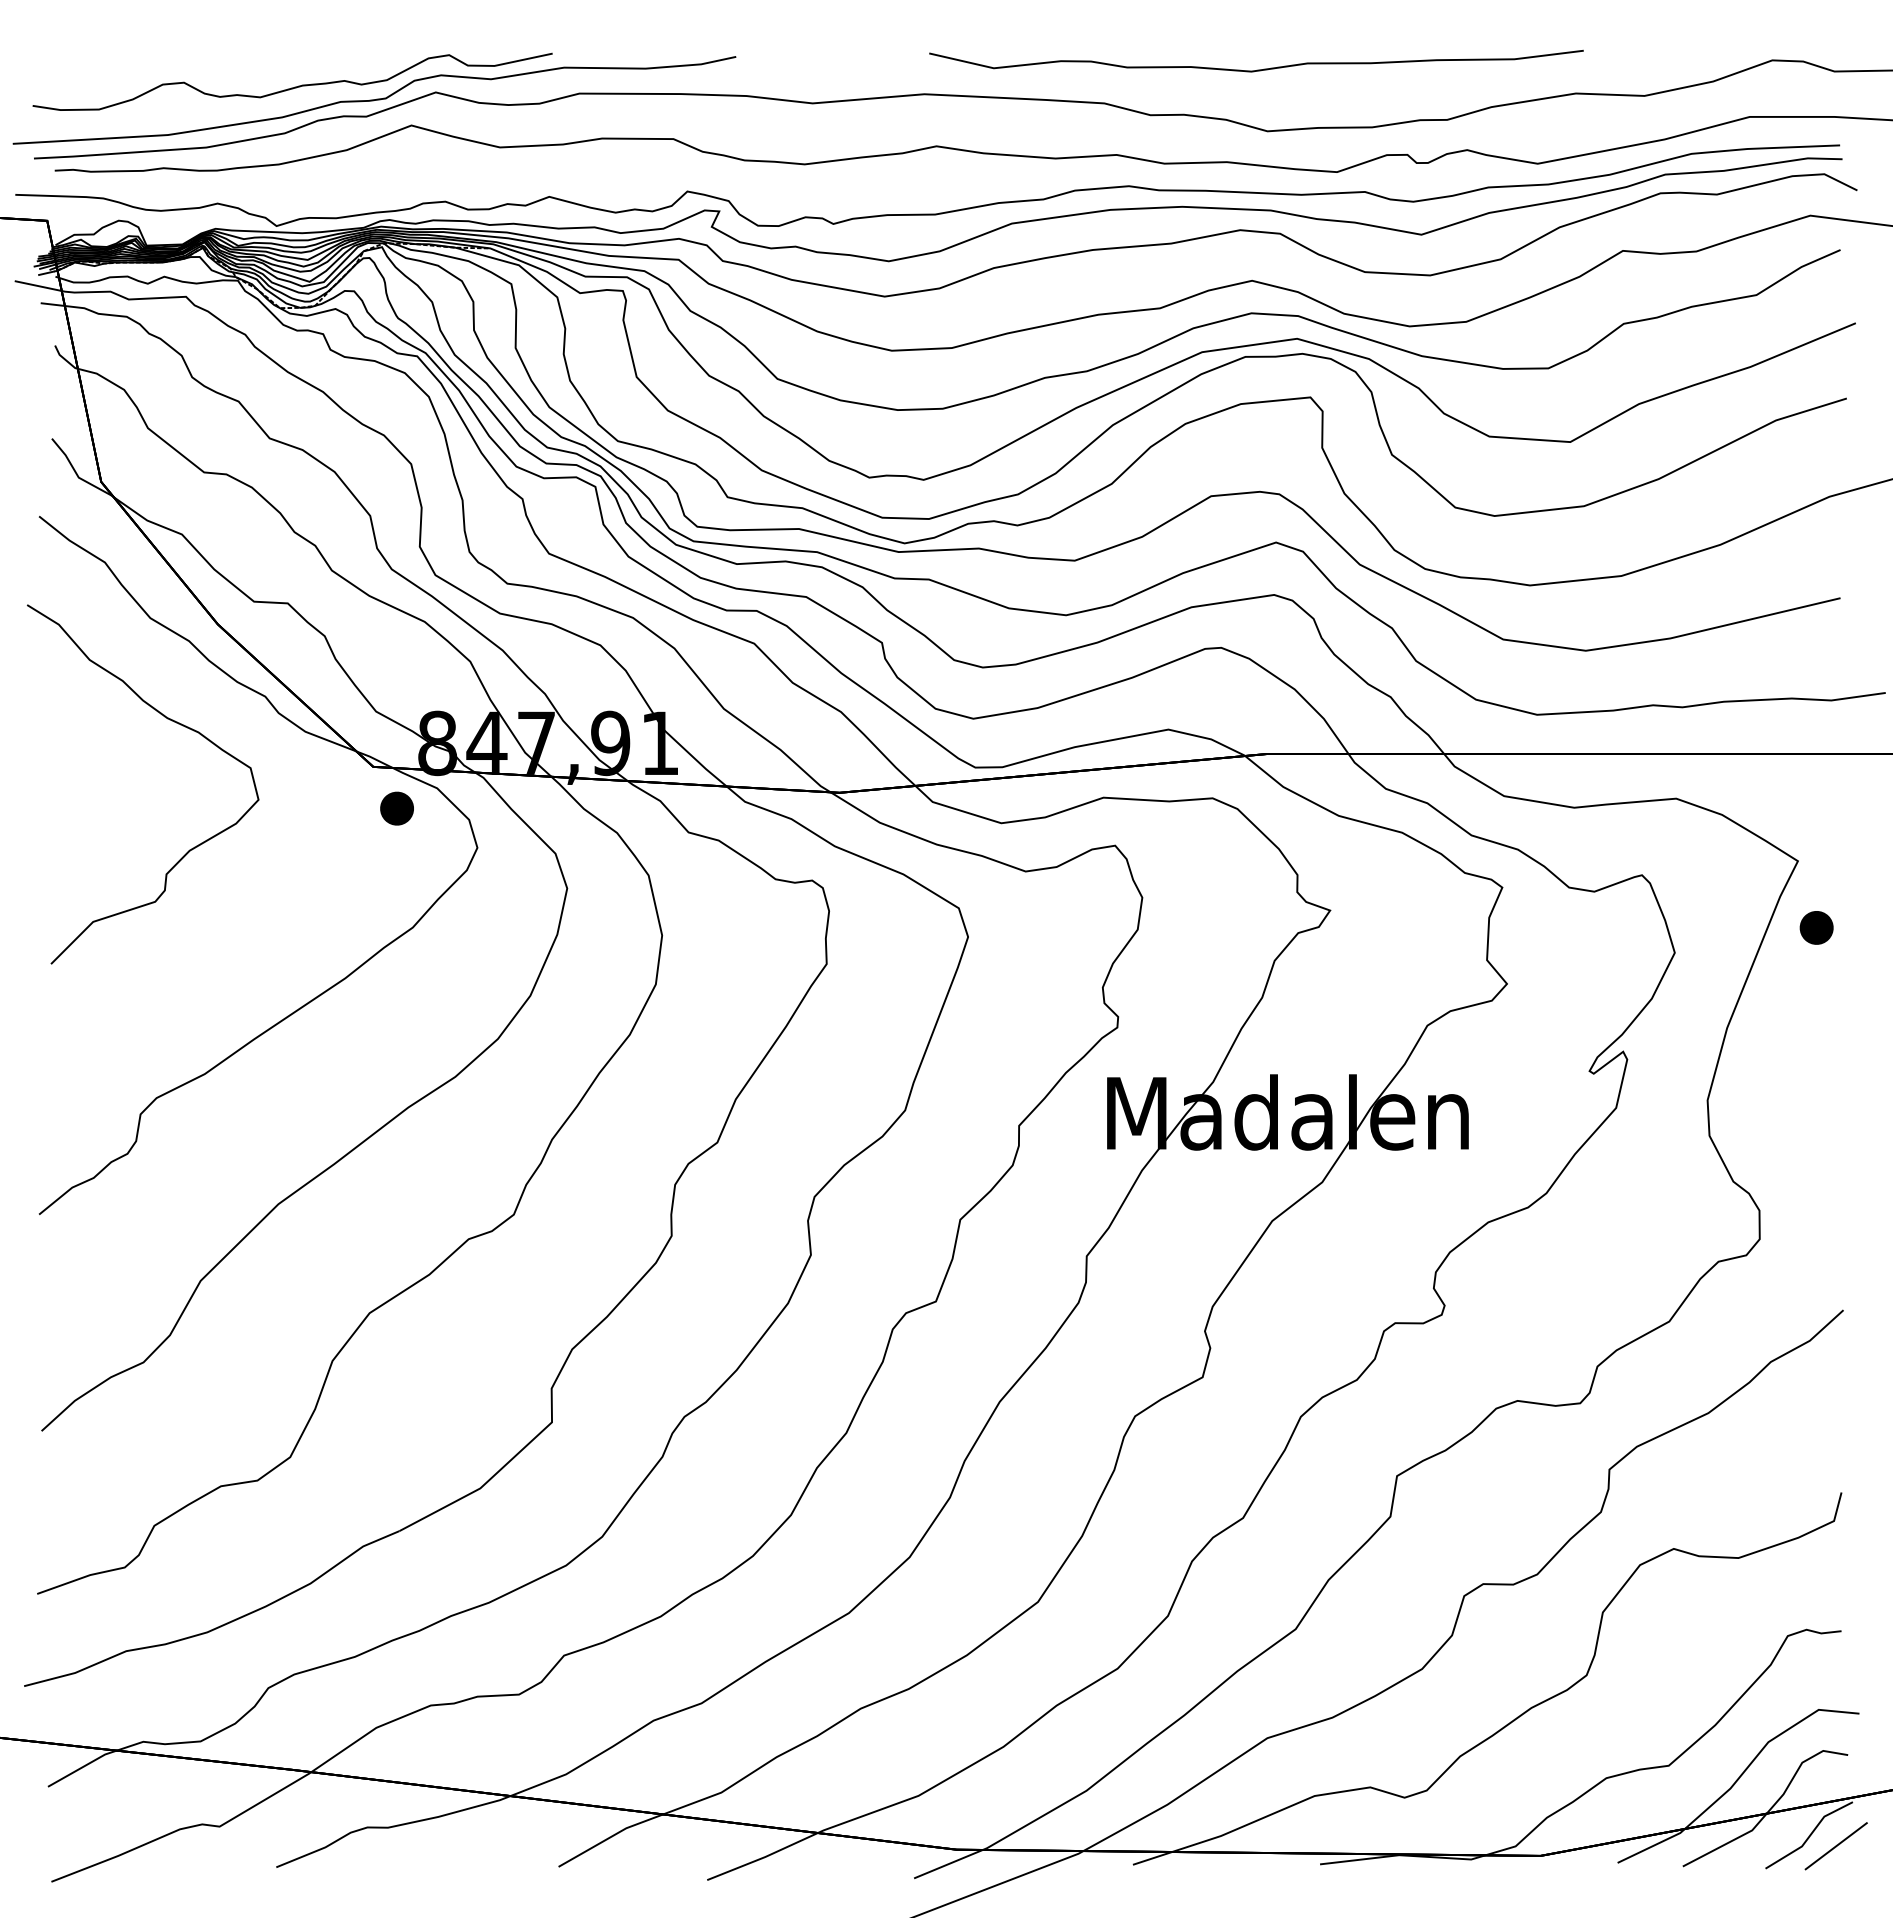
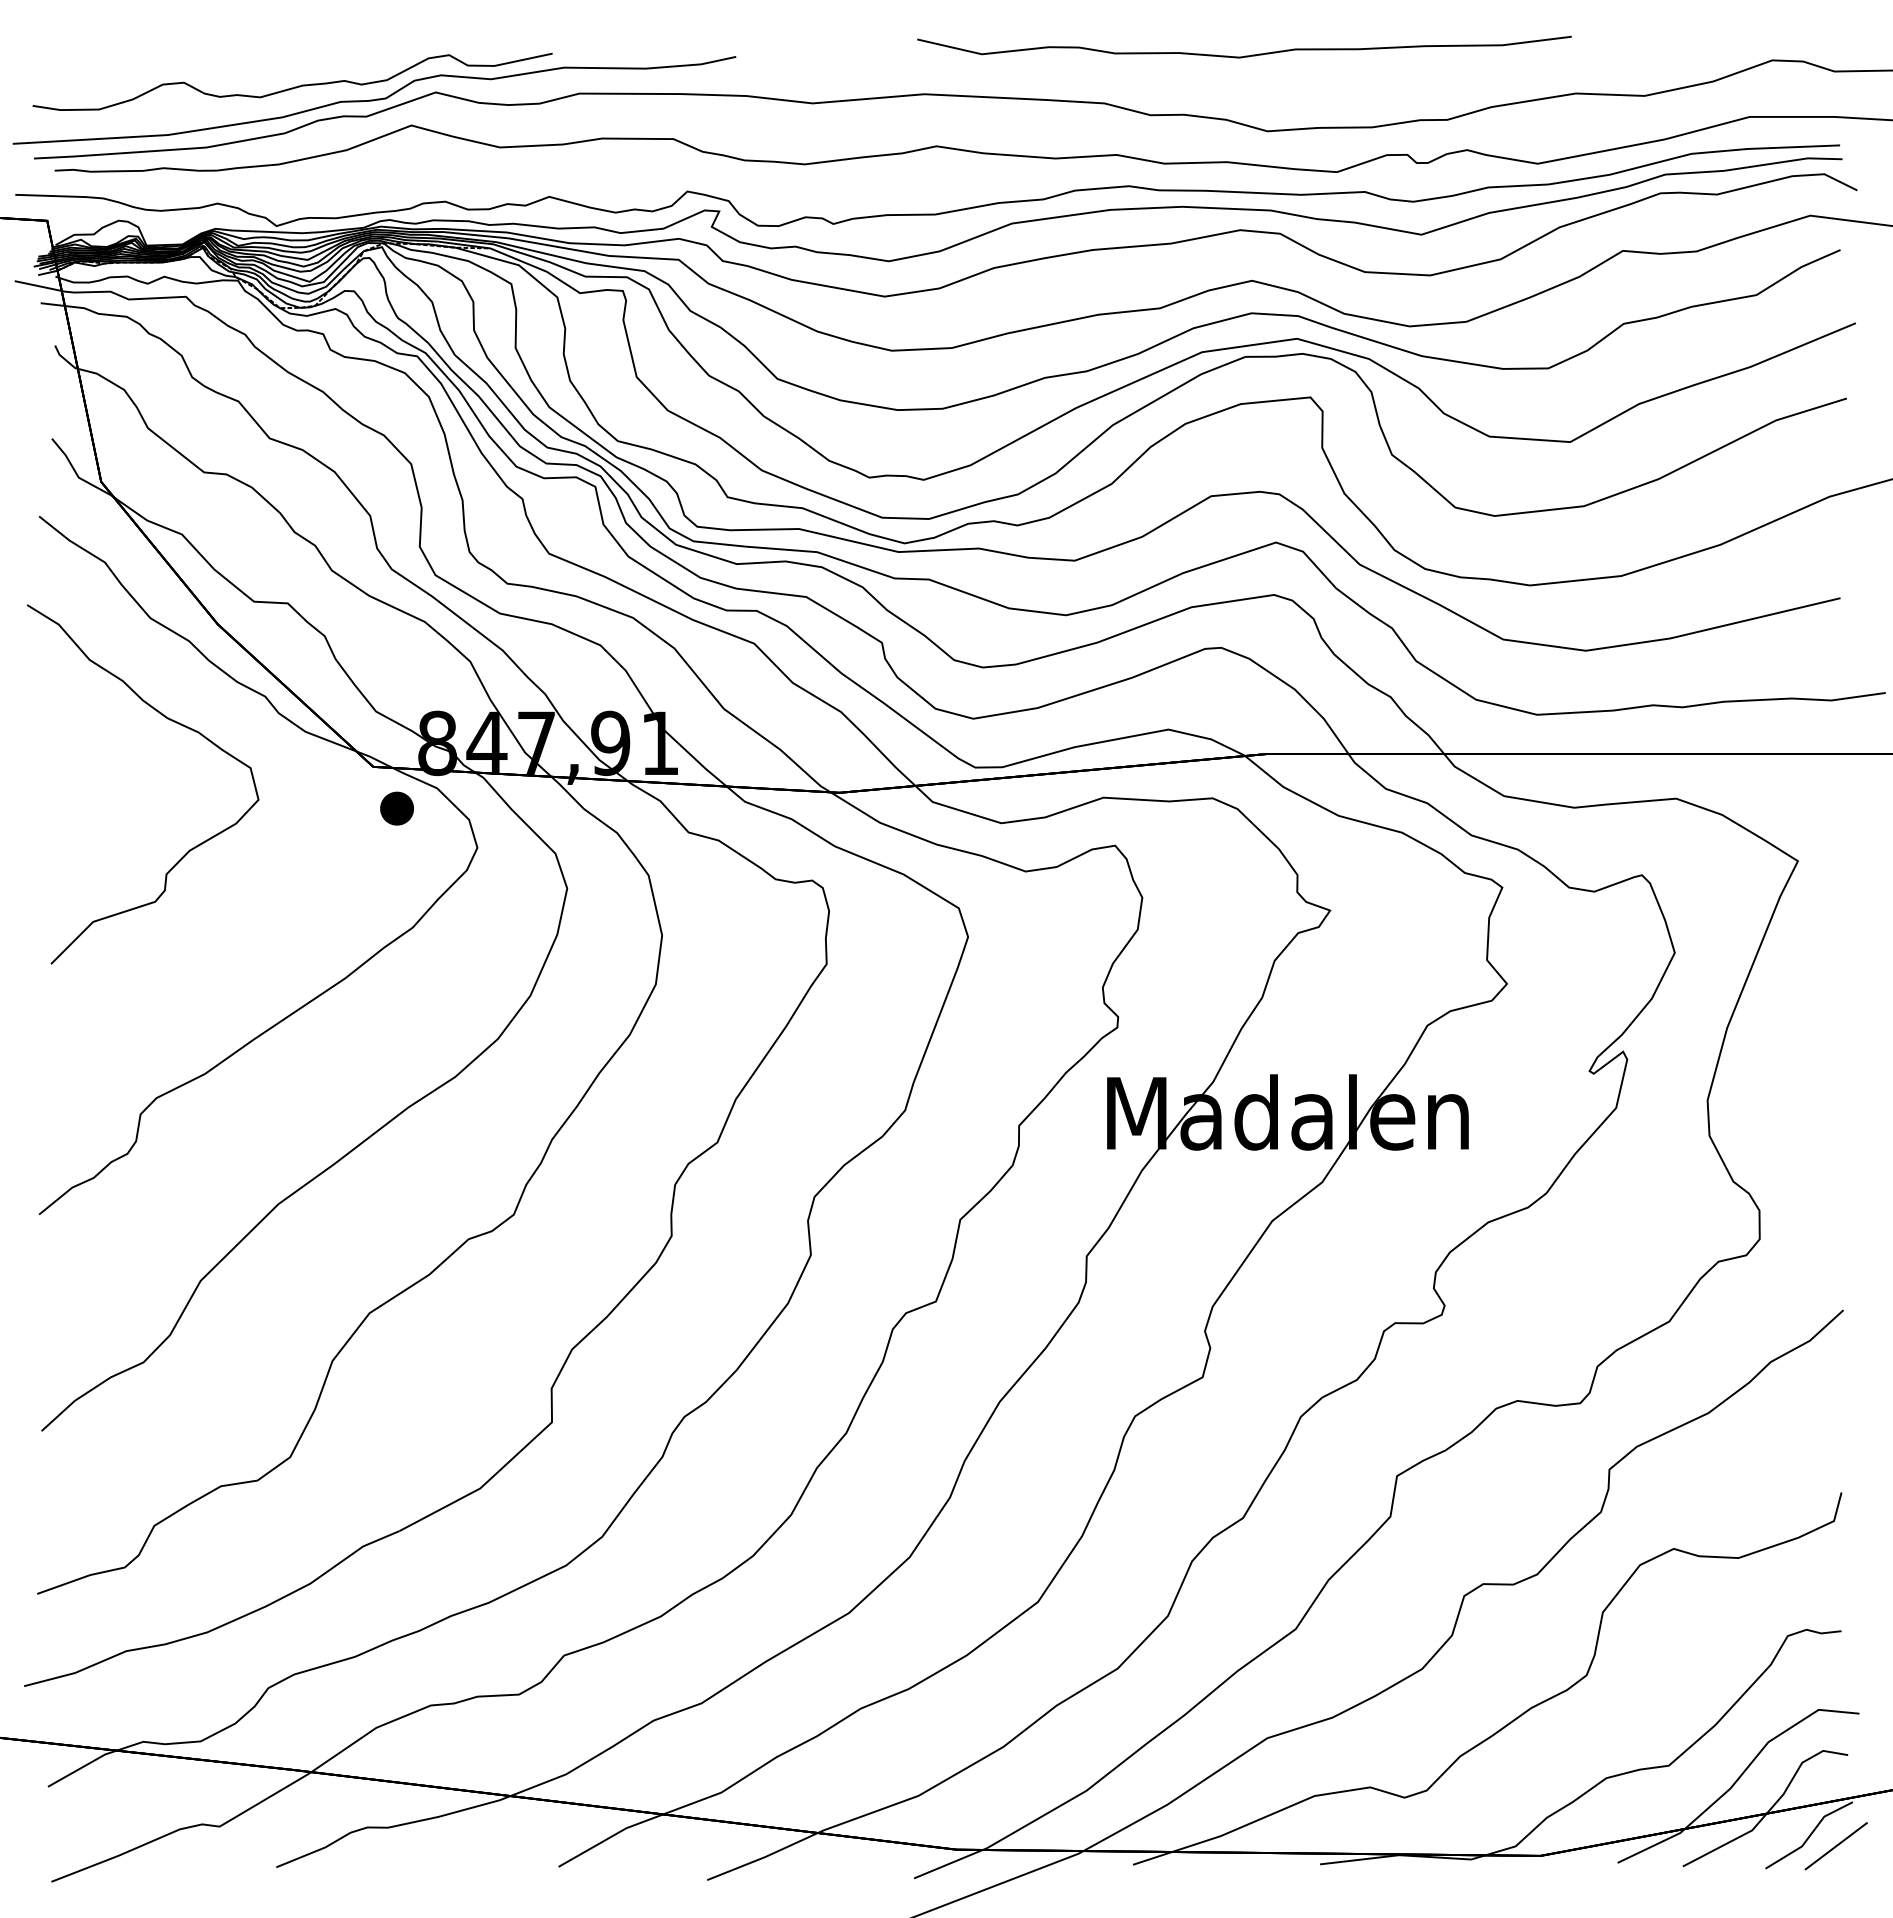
curve position: (1257, 69) -> (1245, 55) (1245, 55)
part: present -> none (1816, 927)
